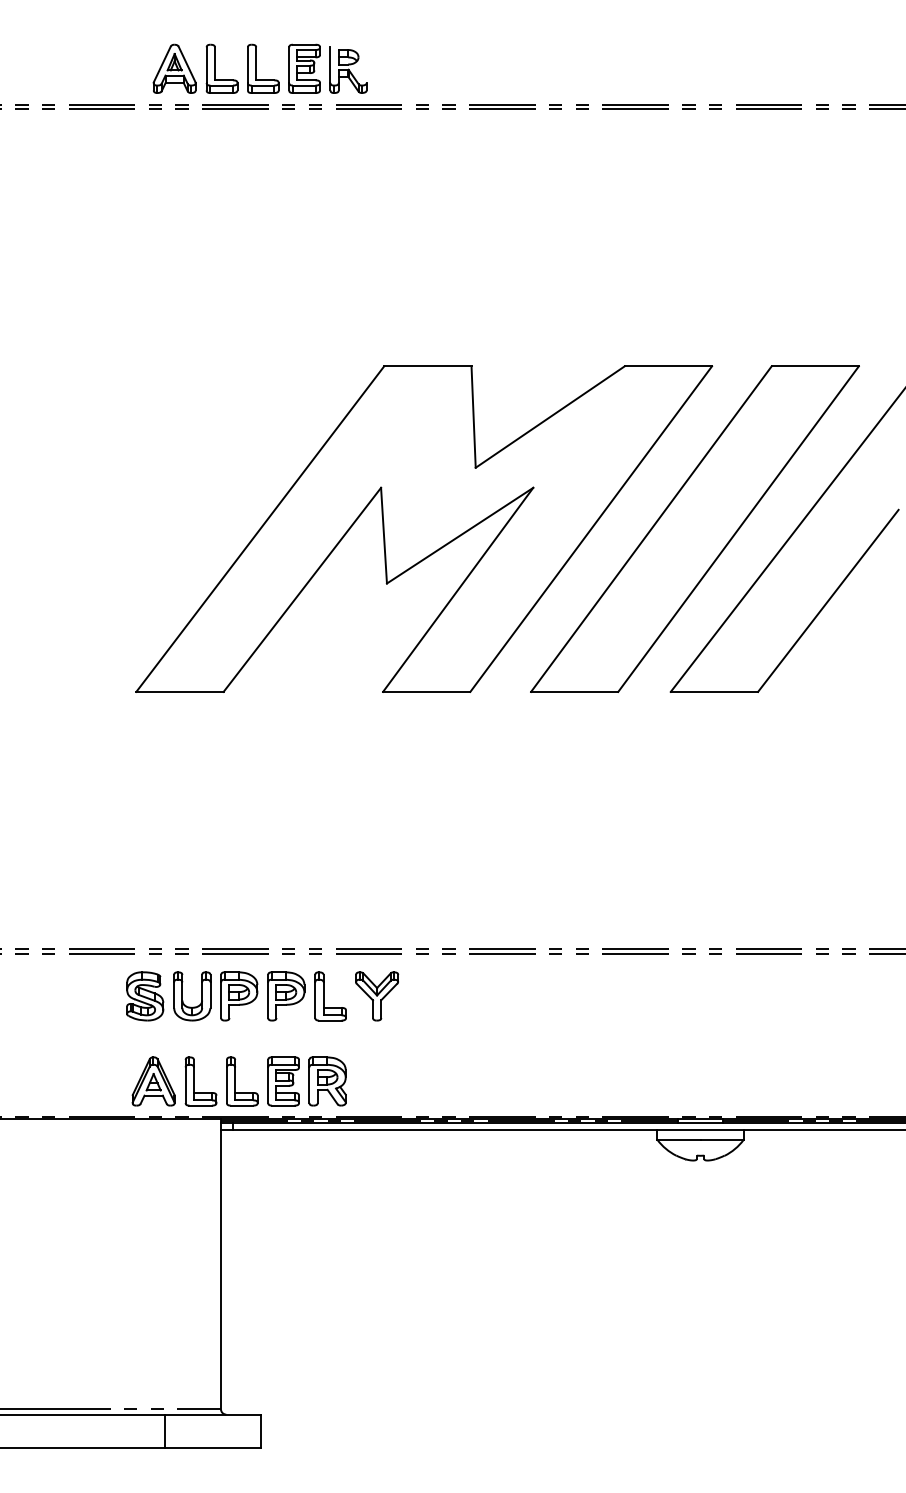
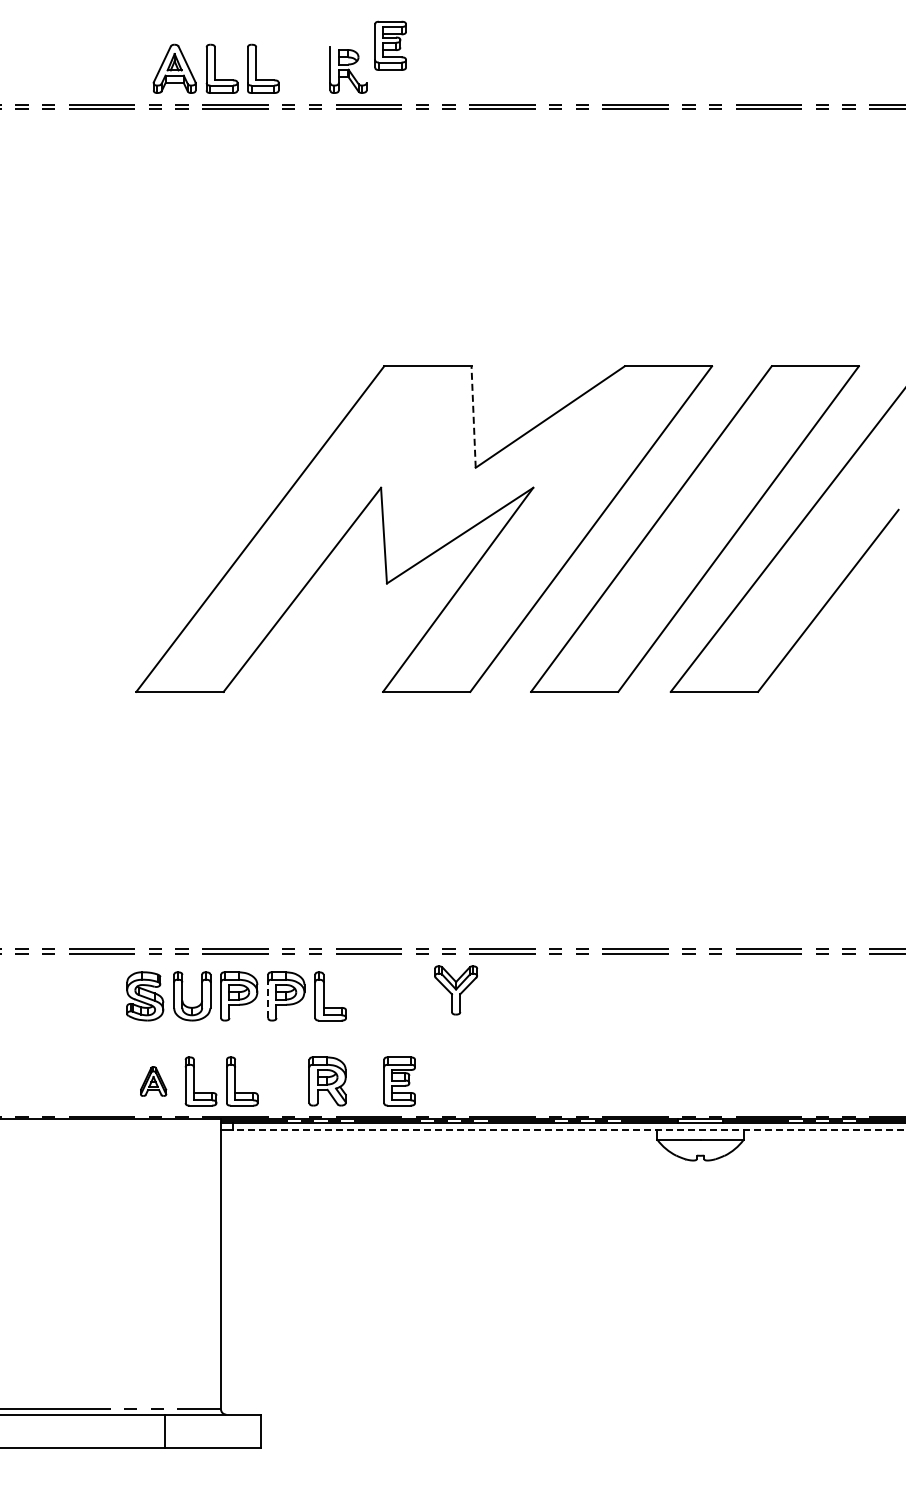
part position: (304, 68) -> (390, 45) (390, 45)
line: solid -> dashed (473, 417)
part position: (377, 996) -> (456, 990) (456, 990)
line: solid -> dashed (268, 1000)
part size: 45x51 px -> 28x31 px (153, 1081)
part position: (283, 1081) -> (399, 1081) (399, 1081)
line: solid -> dashed (569, 1129)
